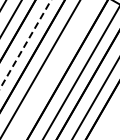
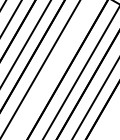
line: dashed -> solid (25, 43)
